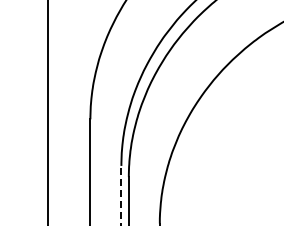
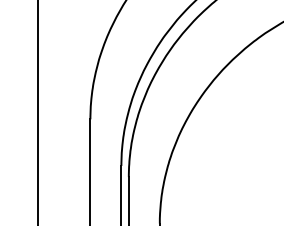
line position: (47, 112) -> (37, 112) (37, 112)
line: dashed -> solid (121, 195)
